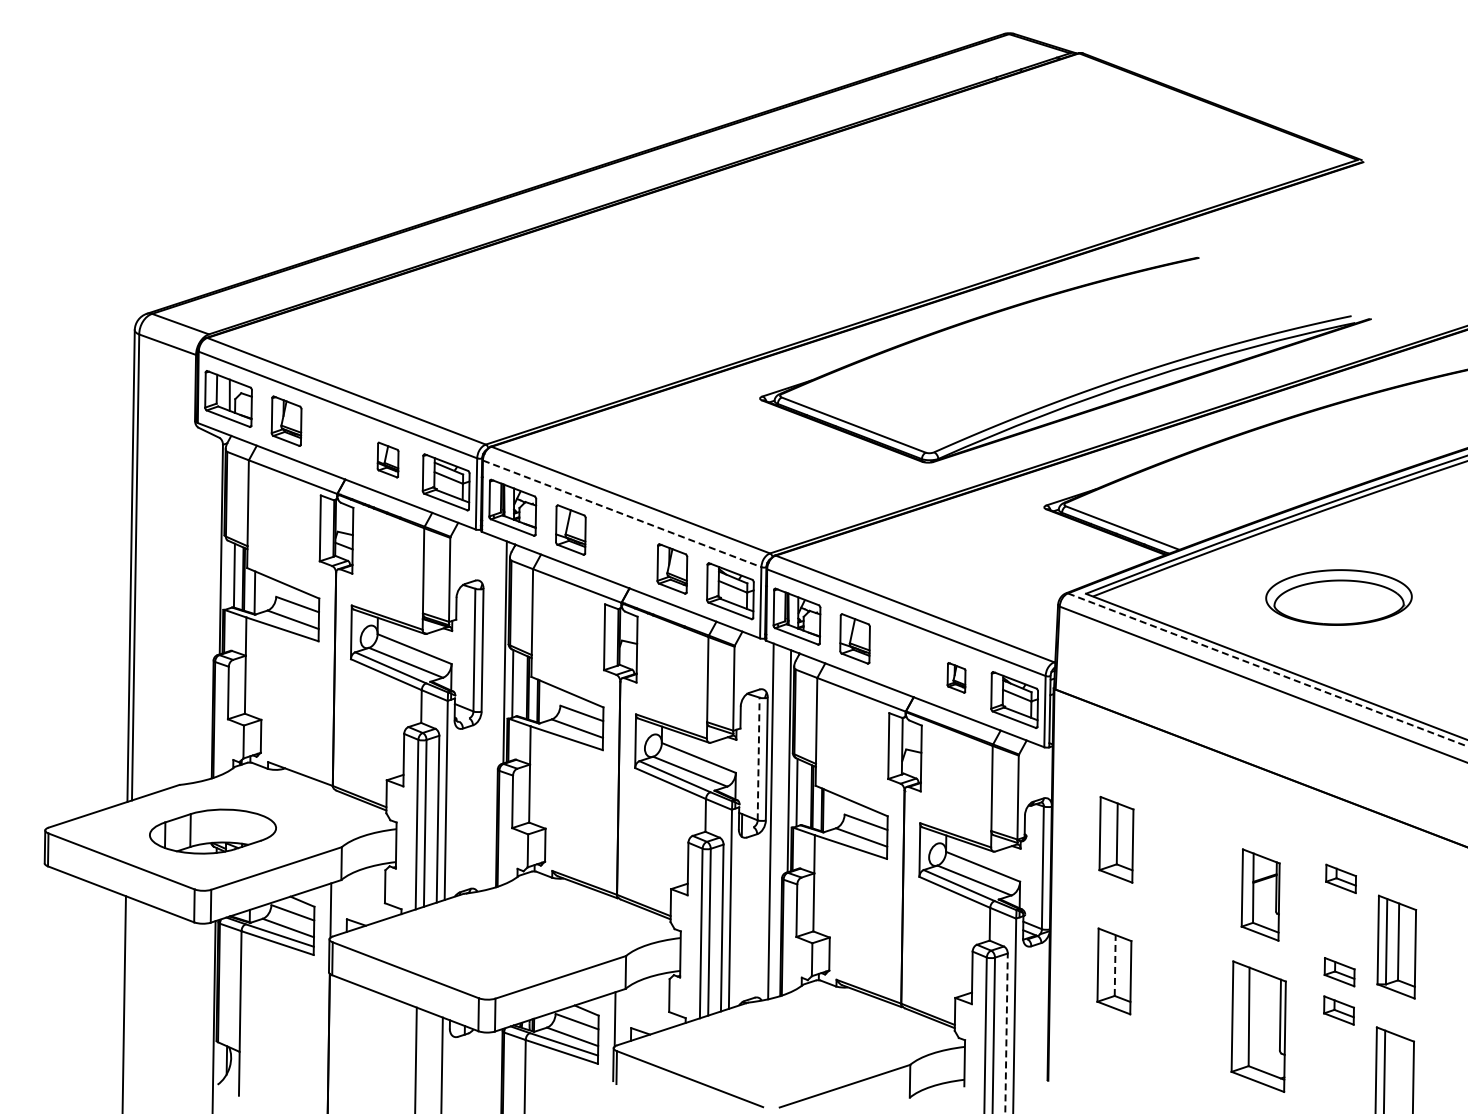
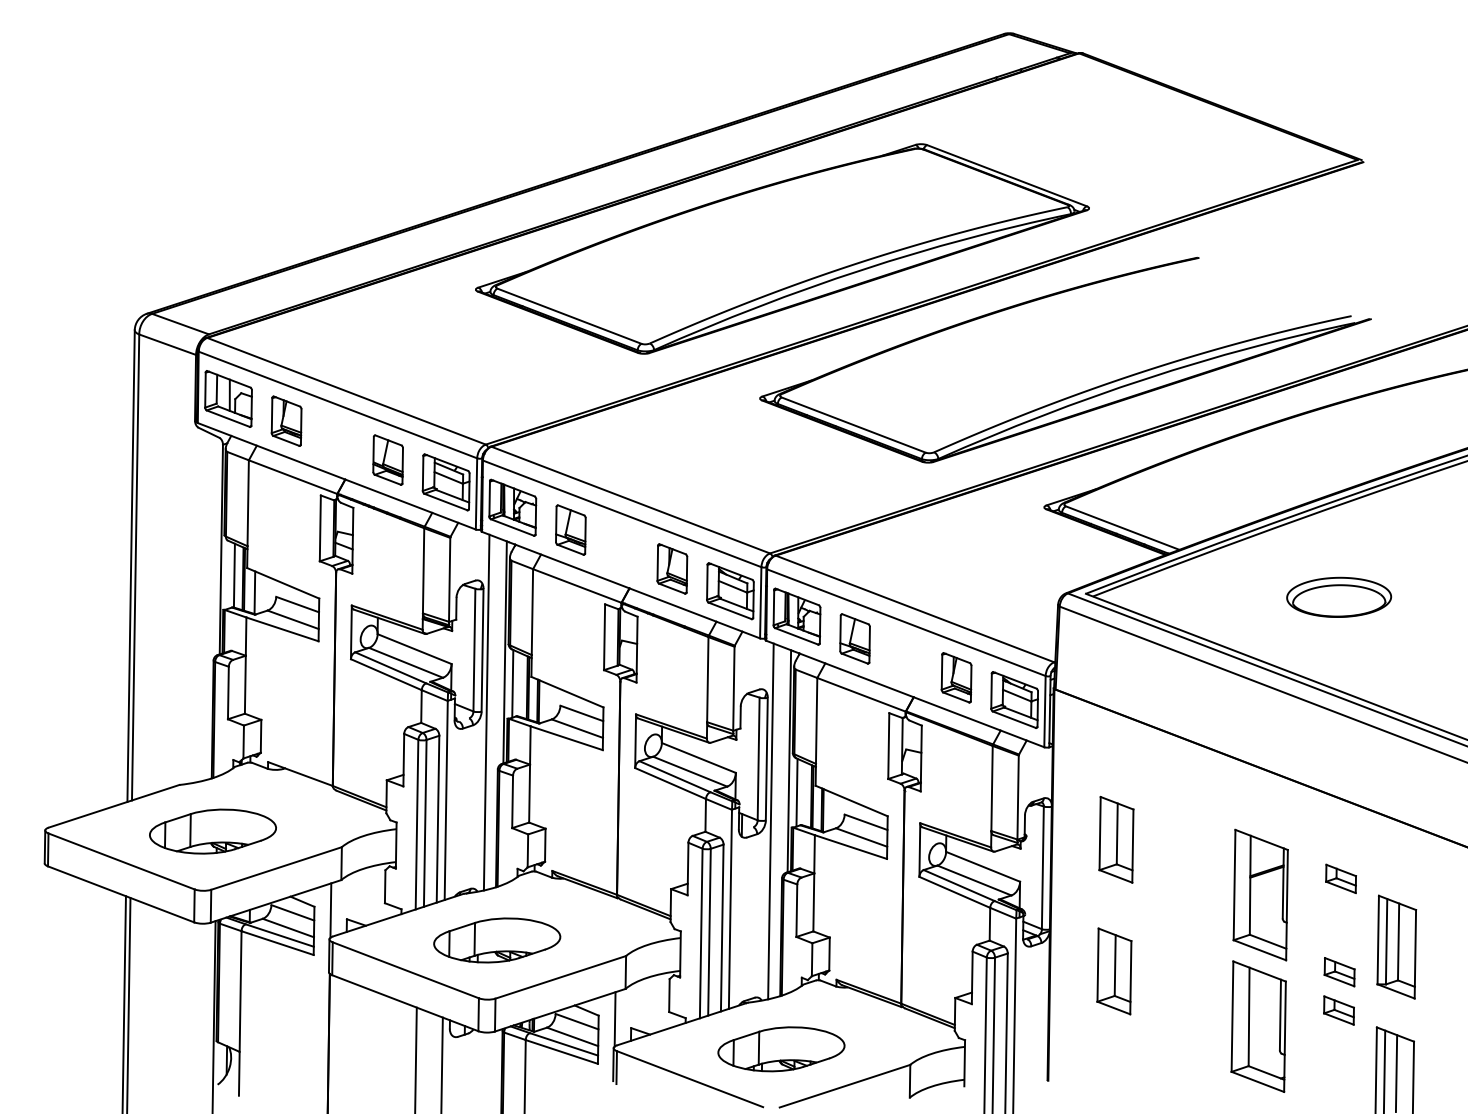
part: none -> present (782, 248)
part size: 24x38 px -> 32x52 px (387, 459)
line: dashed -> solid (622, 514)
part size: 148x57 px -> 107x42 px (1339, 596)
line: dashed -> solid (1268, 670)
part size: 21x32 px -> 33x52 px (956, 677)
line: none -> present (486, 712)
line: dashed -> solid (758, 758)
part size: 41x94 px -> 57x134 px (1260, 894)
part: none -> present (497, 940)
line: dashed -> solid (1115, 965)
line: none -> present (128, 1003)
line: dashed -> solid (1006, 1033)
part: none -> present (781, 1049)
line: none -> present (1396, 1072)
